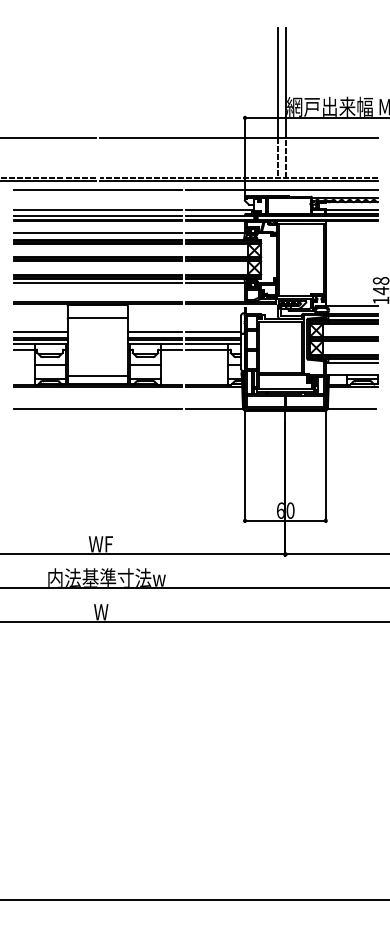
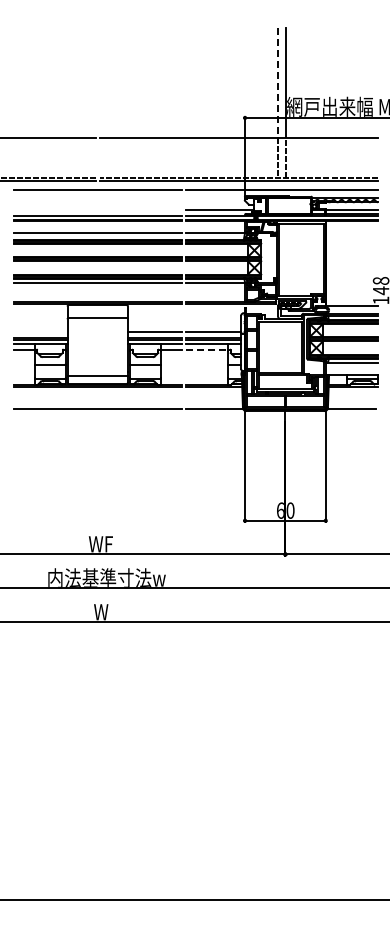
line: solid -> dashed (277, 82)
line: present -> none (97, 209)
line: present -> none (40, 332)
line: solid -> dashed (207, 349)
